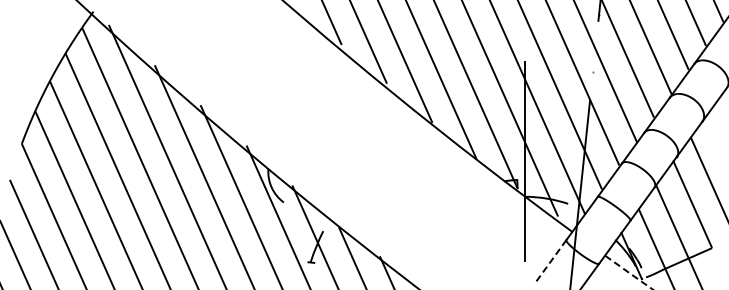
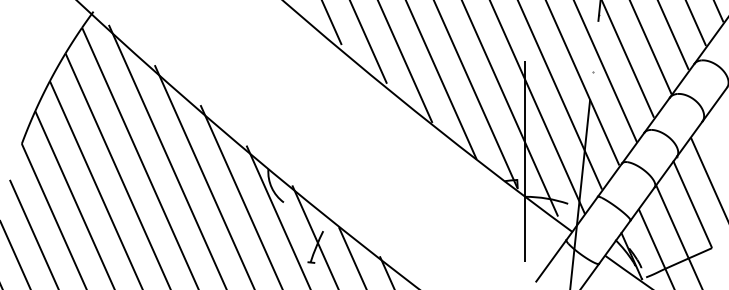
line: dashed -> solid (551, 260)
arc: dashed -> solid (629, 273)
